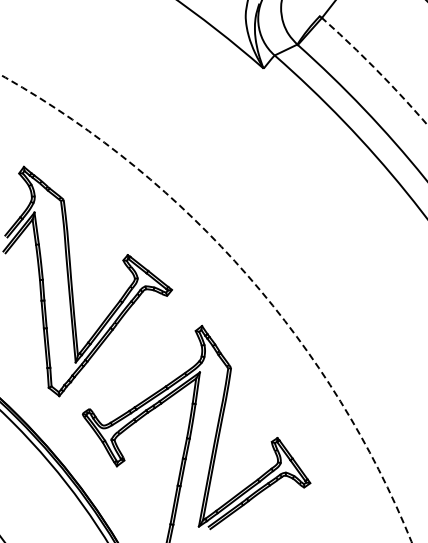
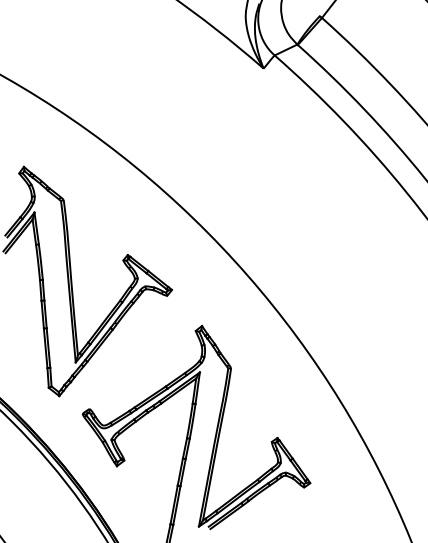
arc: dashed -> solid (376, 69)
arc: dashed -> solid (246, 274)
